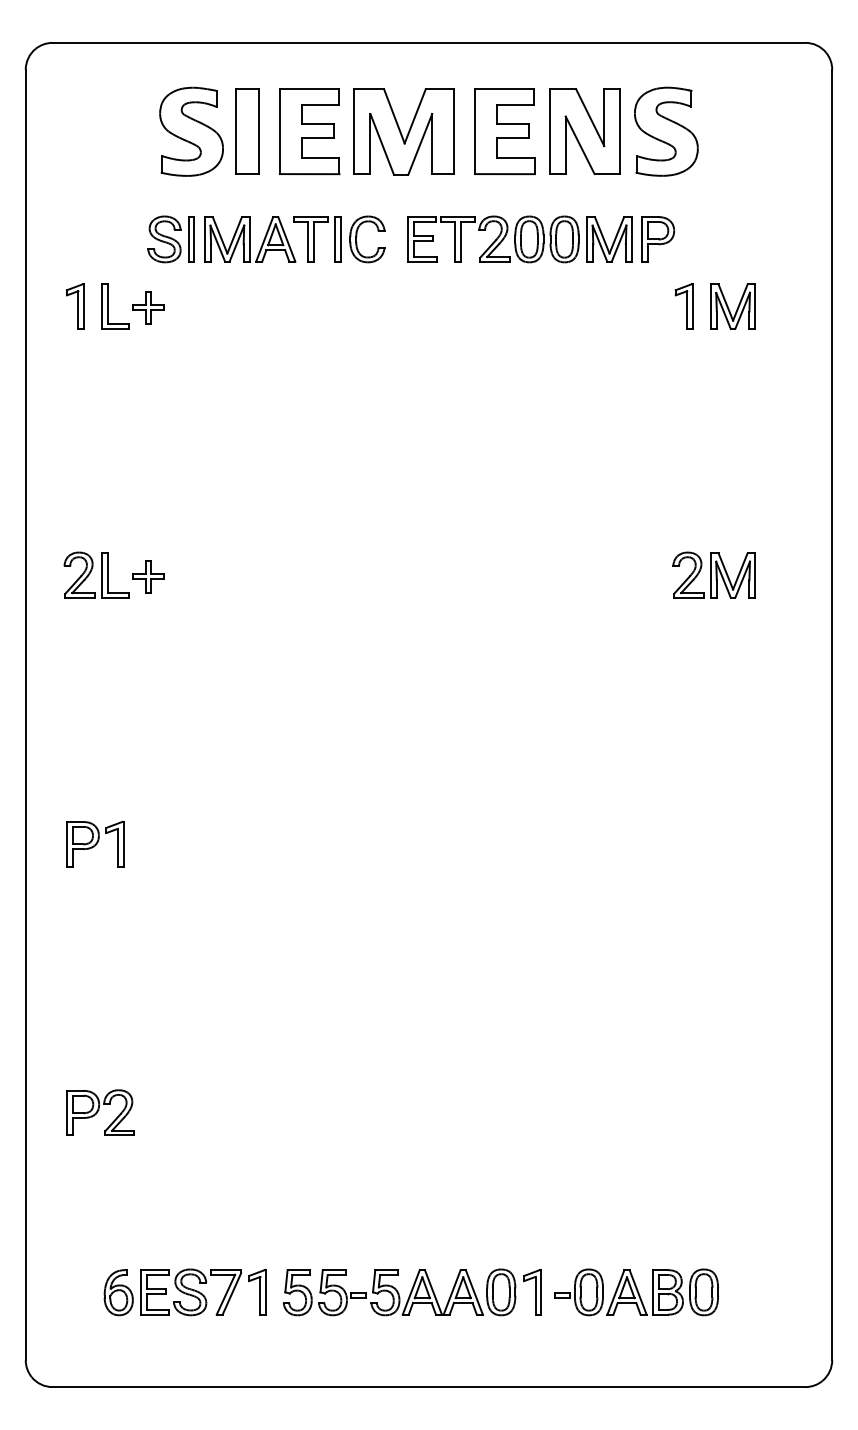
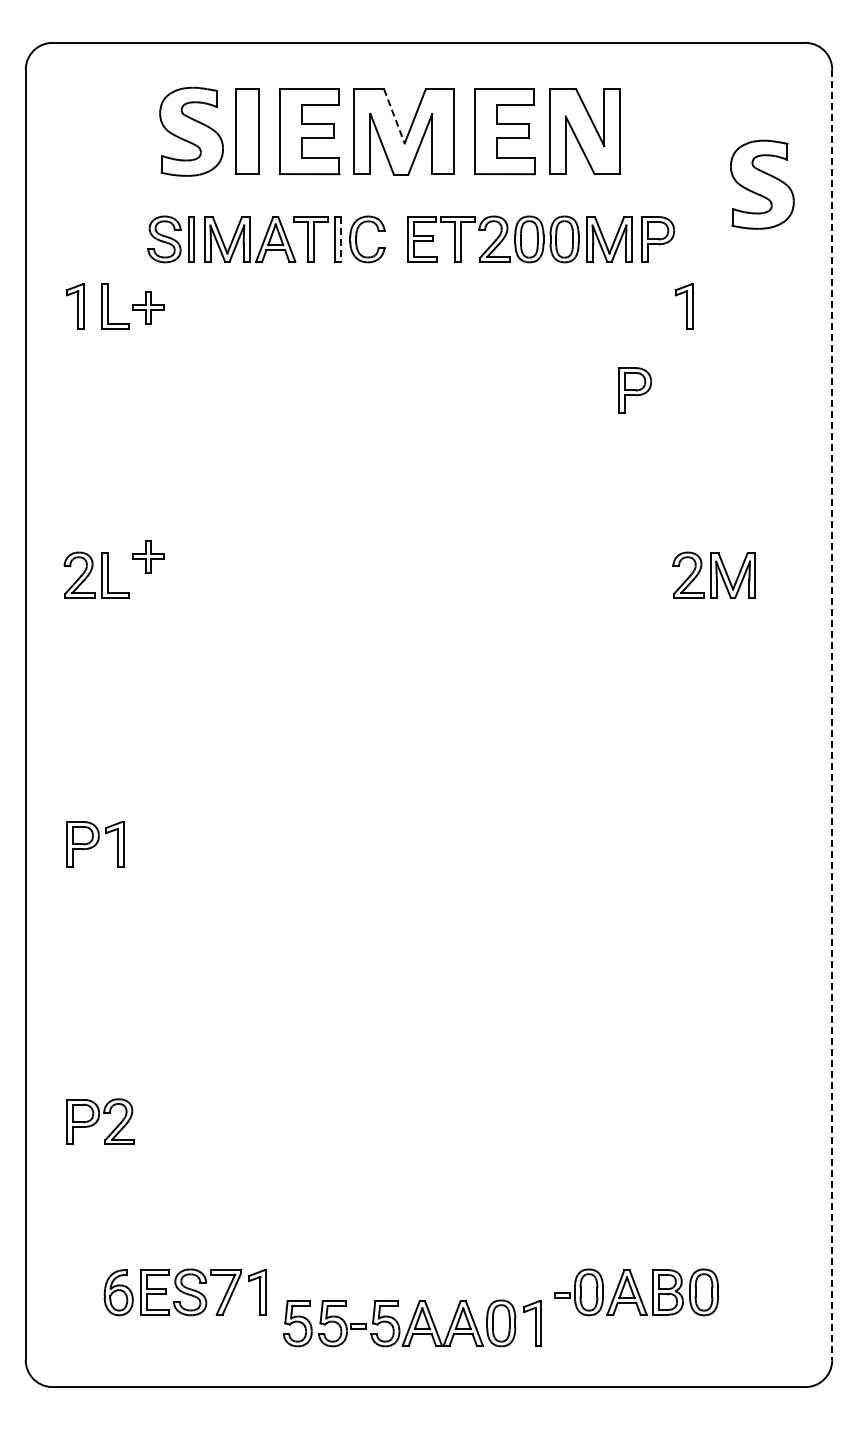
line: solid -> dashed (394, 116)
part position: (666, 131) -> (762, 184) (762, 184)
line: solid -> dashed (341, 239)
part: present -> none (732, 306)
part: none -> present (635, 390)
part position: (148, 576) -> (148, 556) (148, 556)
line: solid -> dashed (832, 715)
part position: (100, 1112) -> (100, 1121) (100, 1121)
part position: (412, 1292) -> (412, 1323) (412, 1323)
